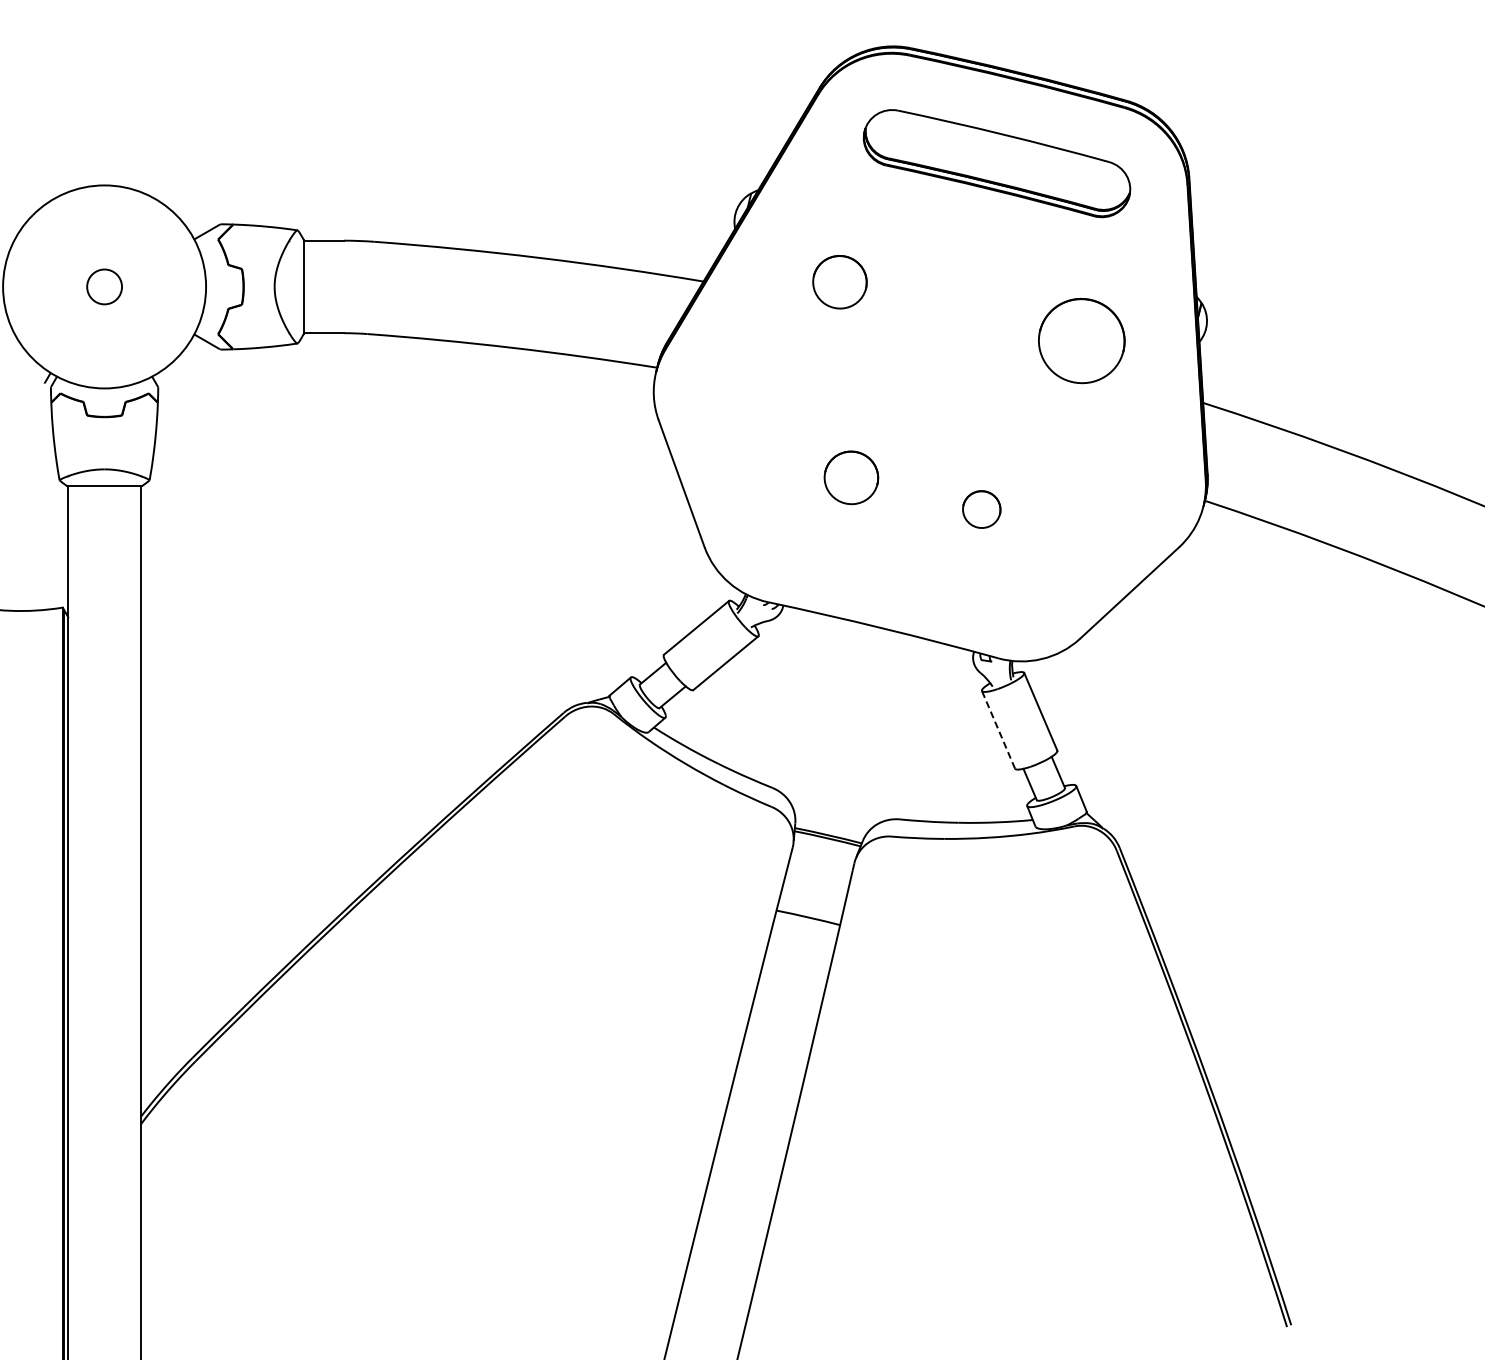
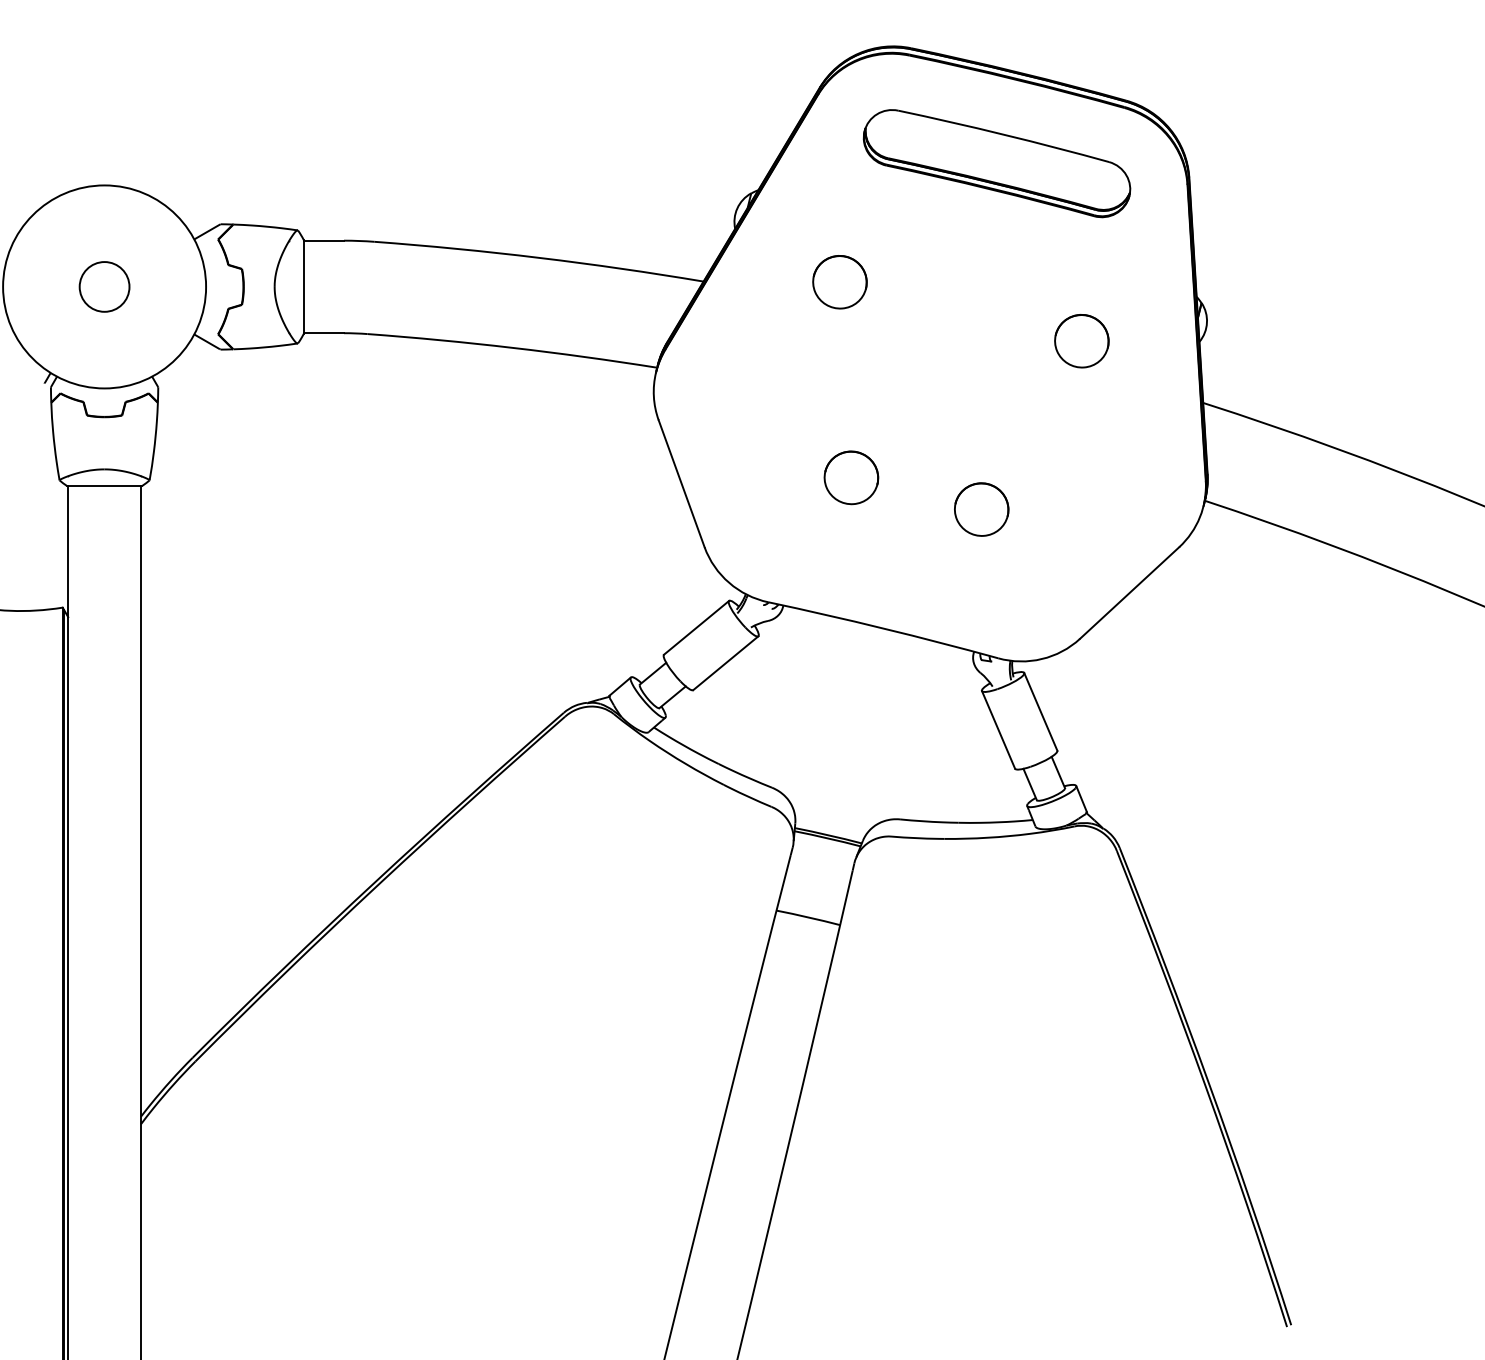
circle diameter: 35 px -> 50 px (104, 286)
part size: 88x87 px -> 56x55 px (1081, 341)
part size: 40x39 px -> 56x55 px (981, 509)
line: dashed -> solid (998, 729)
